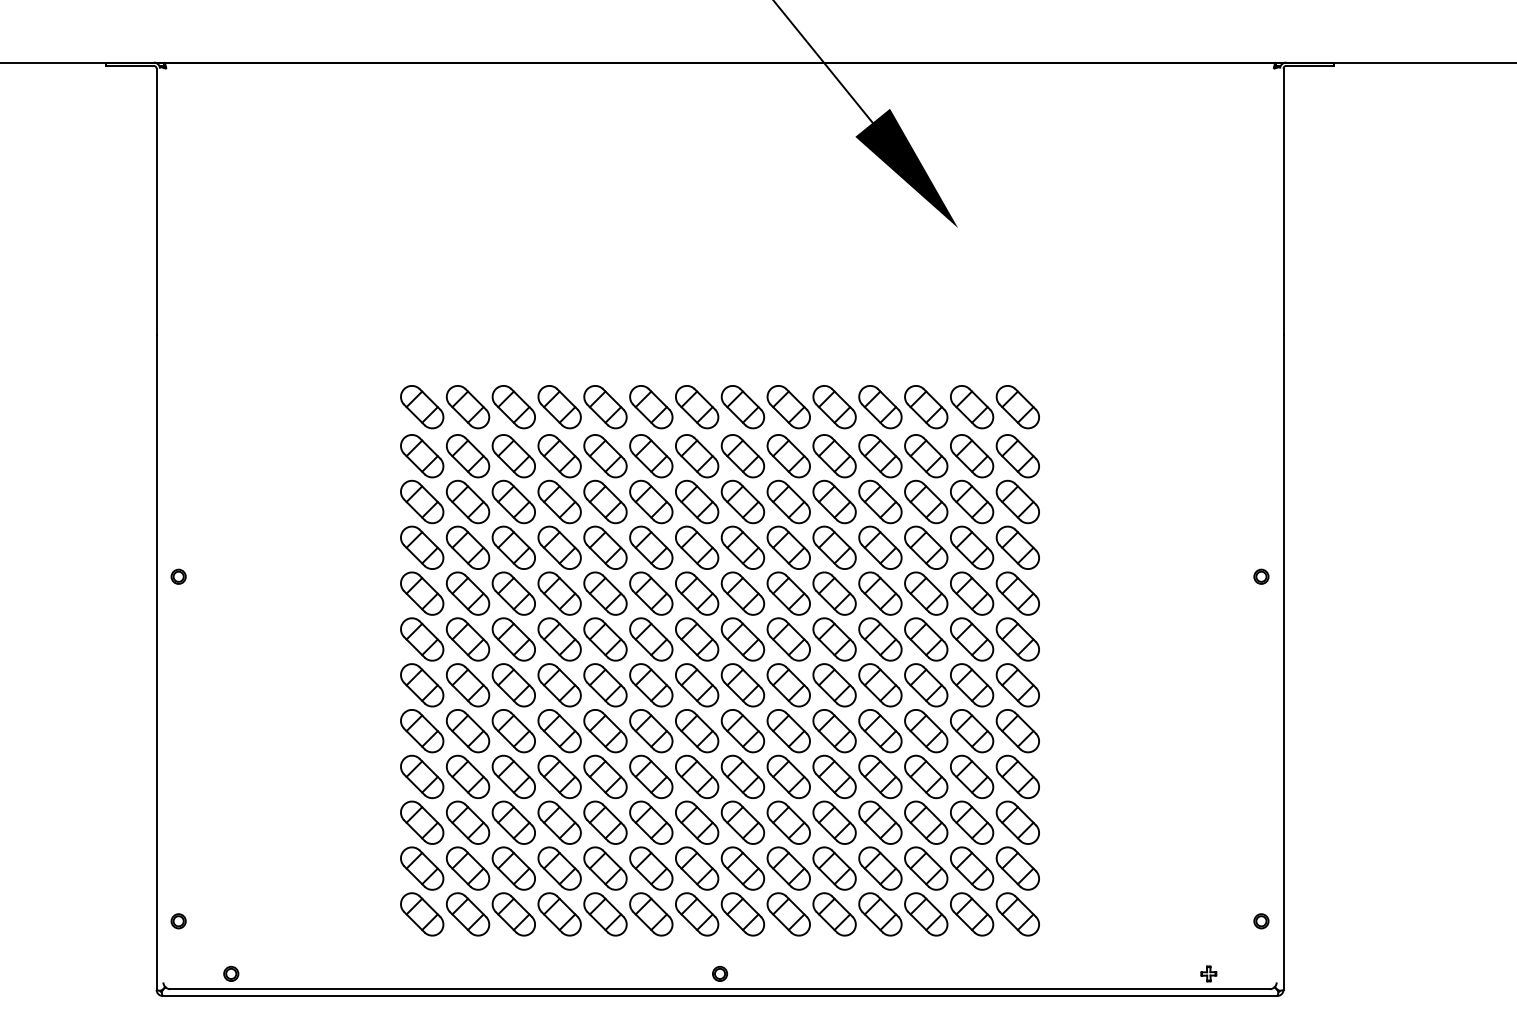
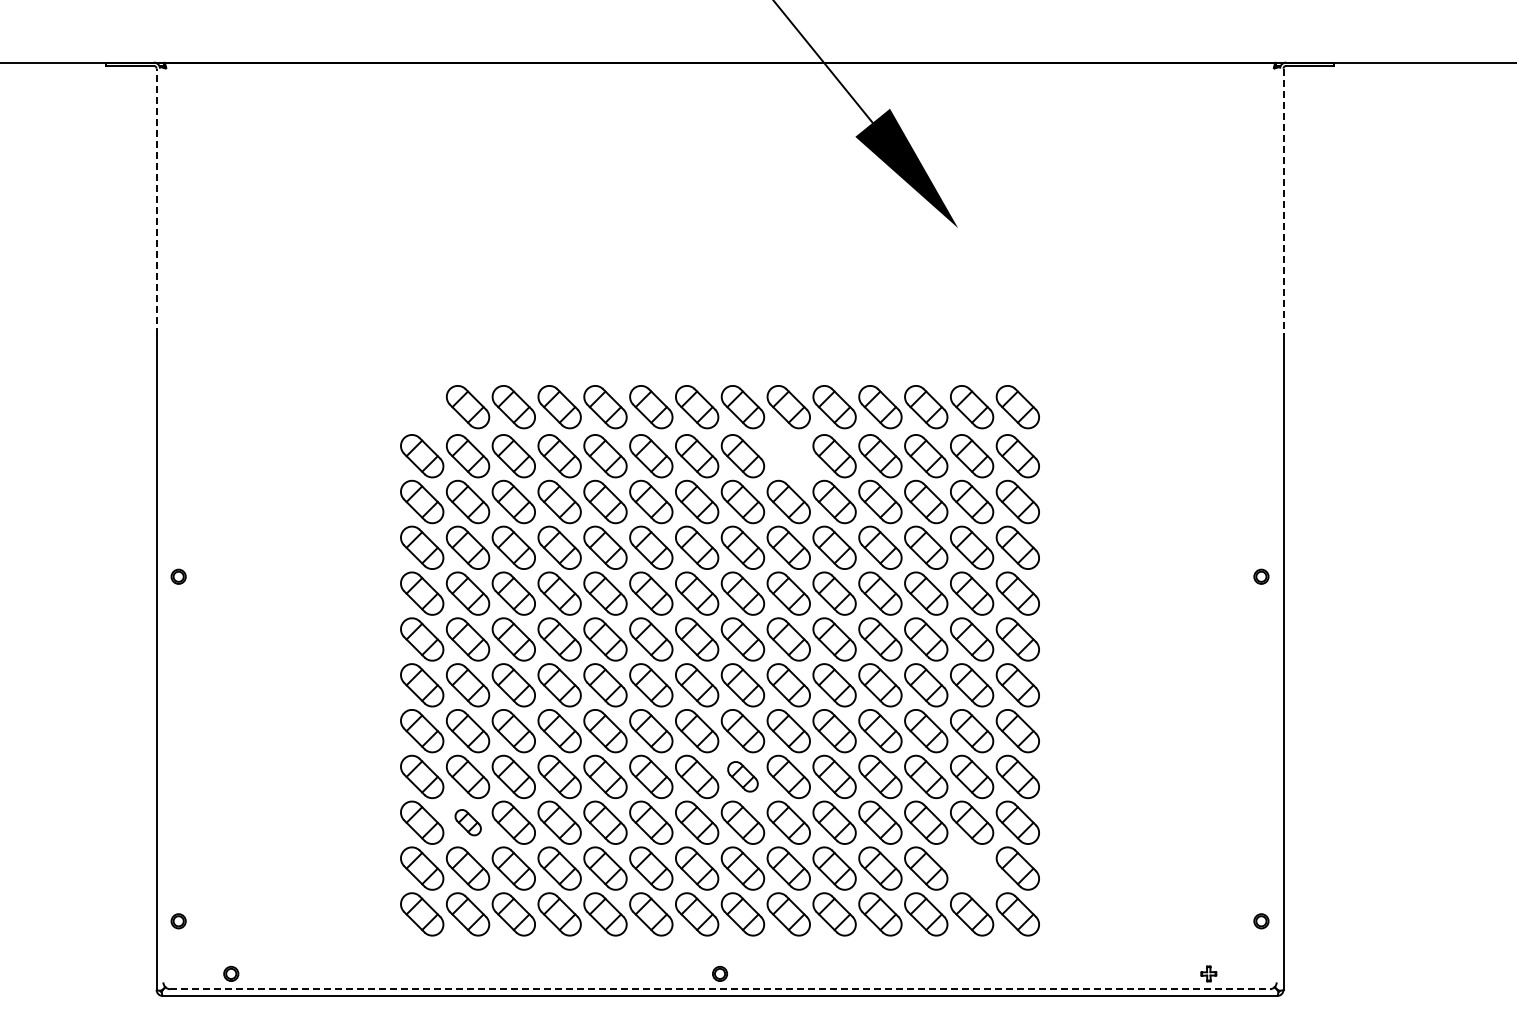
line: solid -> dashed (156, 201)
line: solid -> dashed (1283, 202)
part: present -> none (422, 407)
part: present -> none (788, 456)
part size: 46x45 px -> 32x32 px (742, 776)
part size: 45x45 px -> 28x28 px (467, 822)
part: present -> none (972, 868)
line: solid -> dashed (720, 989)
